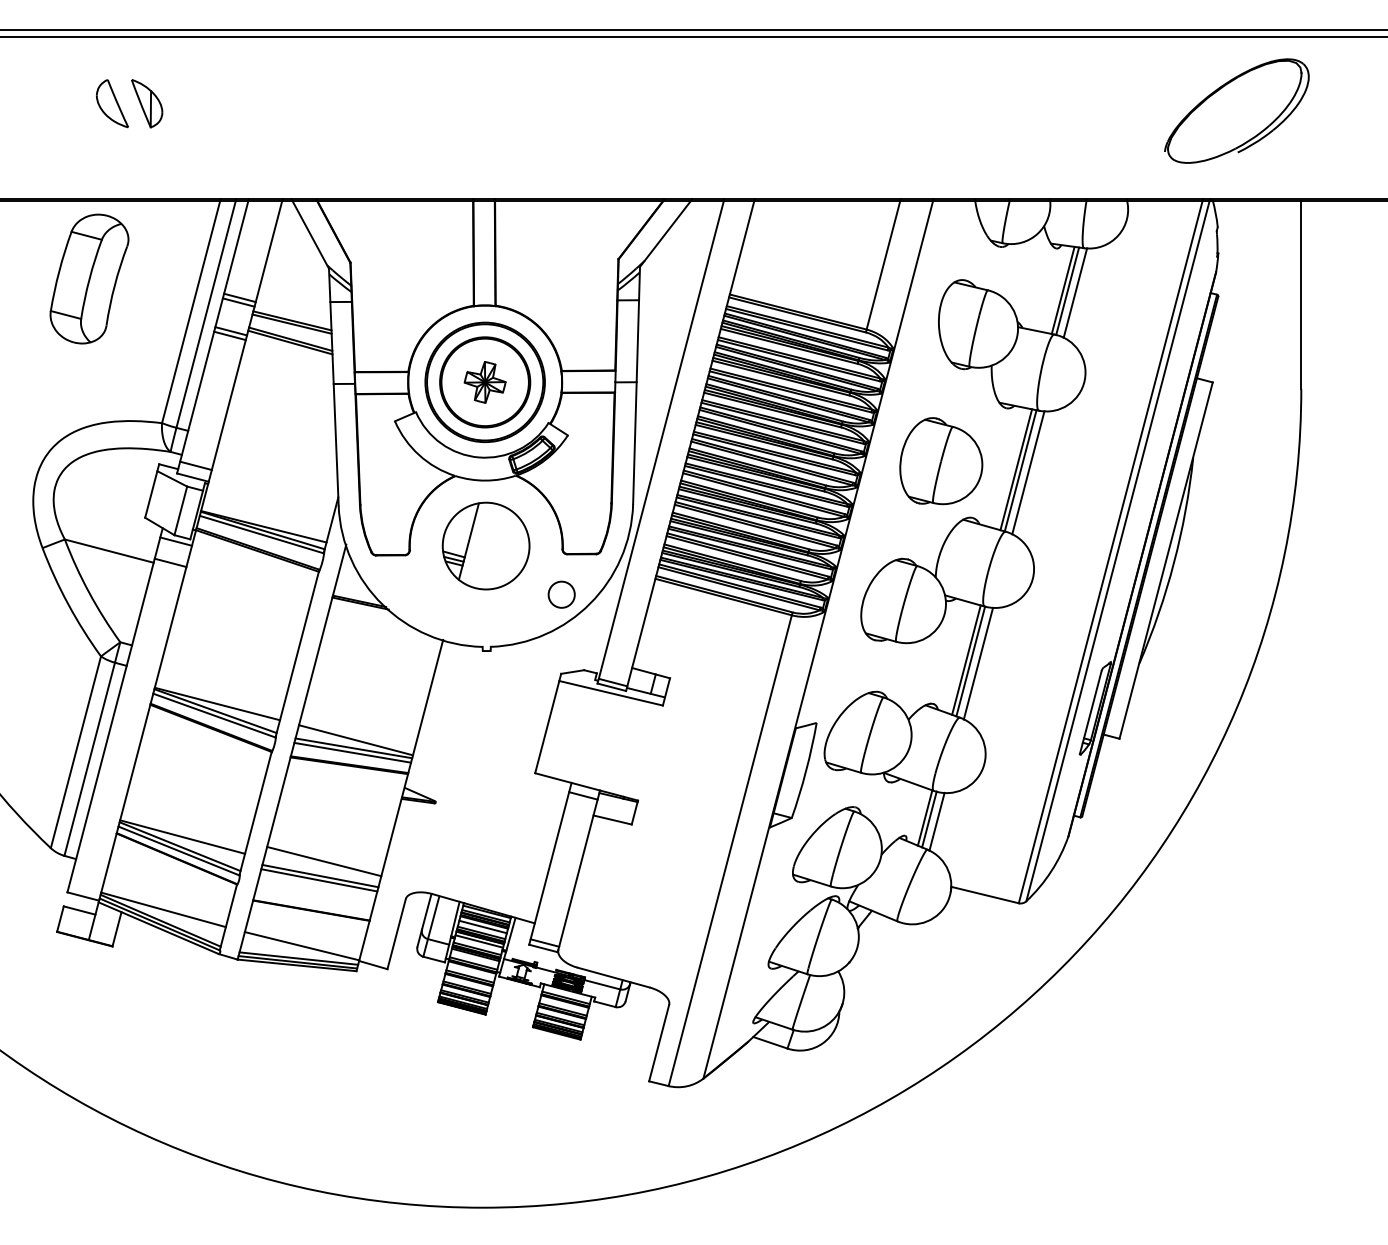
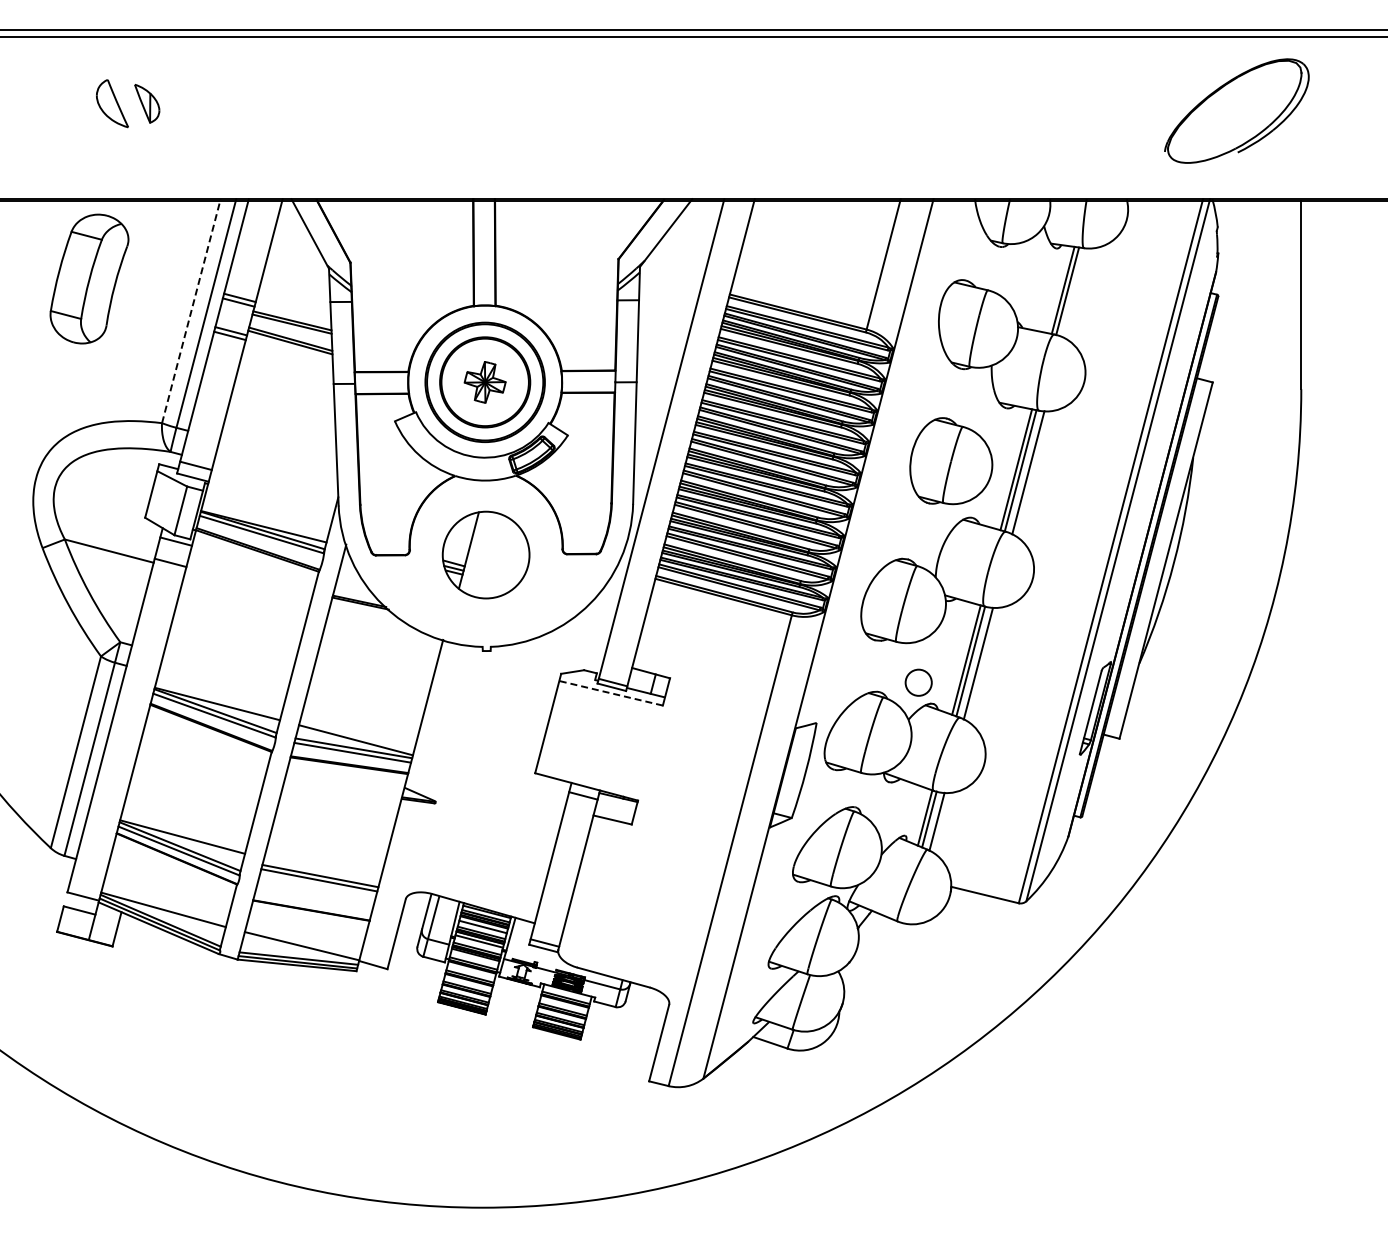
part size: 33x50 px -> 27x40 px (147, 103)
line: present -> none (1075, 292)
line: solid -> dashed (191, 311)
part position: (941, 461) -> (951, 461) (951, 461)
part position: (485, 545) -> (485, 554) (485, 554)
circle position: (561, 594) -> (918, 682) (918, 682)
line: solid -> dashed (610, 693)
line: present -> none (324, 861)
